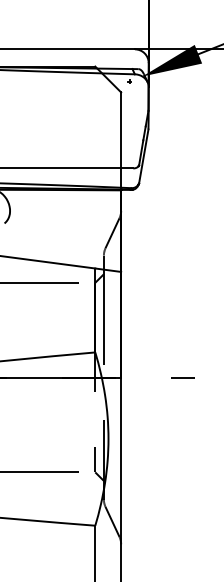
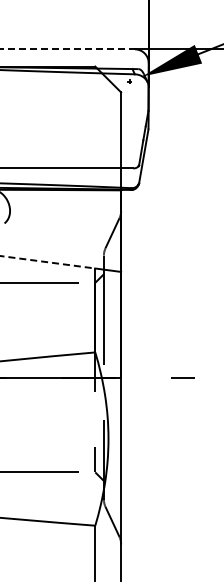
line: solid -> dashed (68, 49)
line: solid -> dashed (47, 262)
